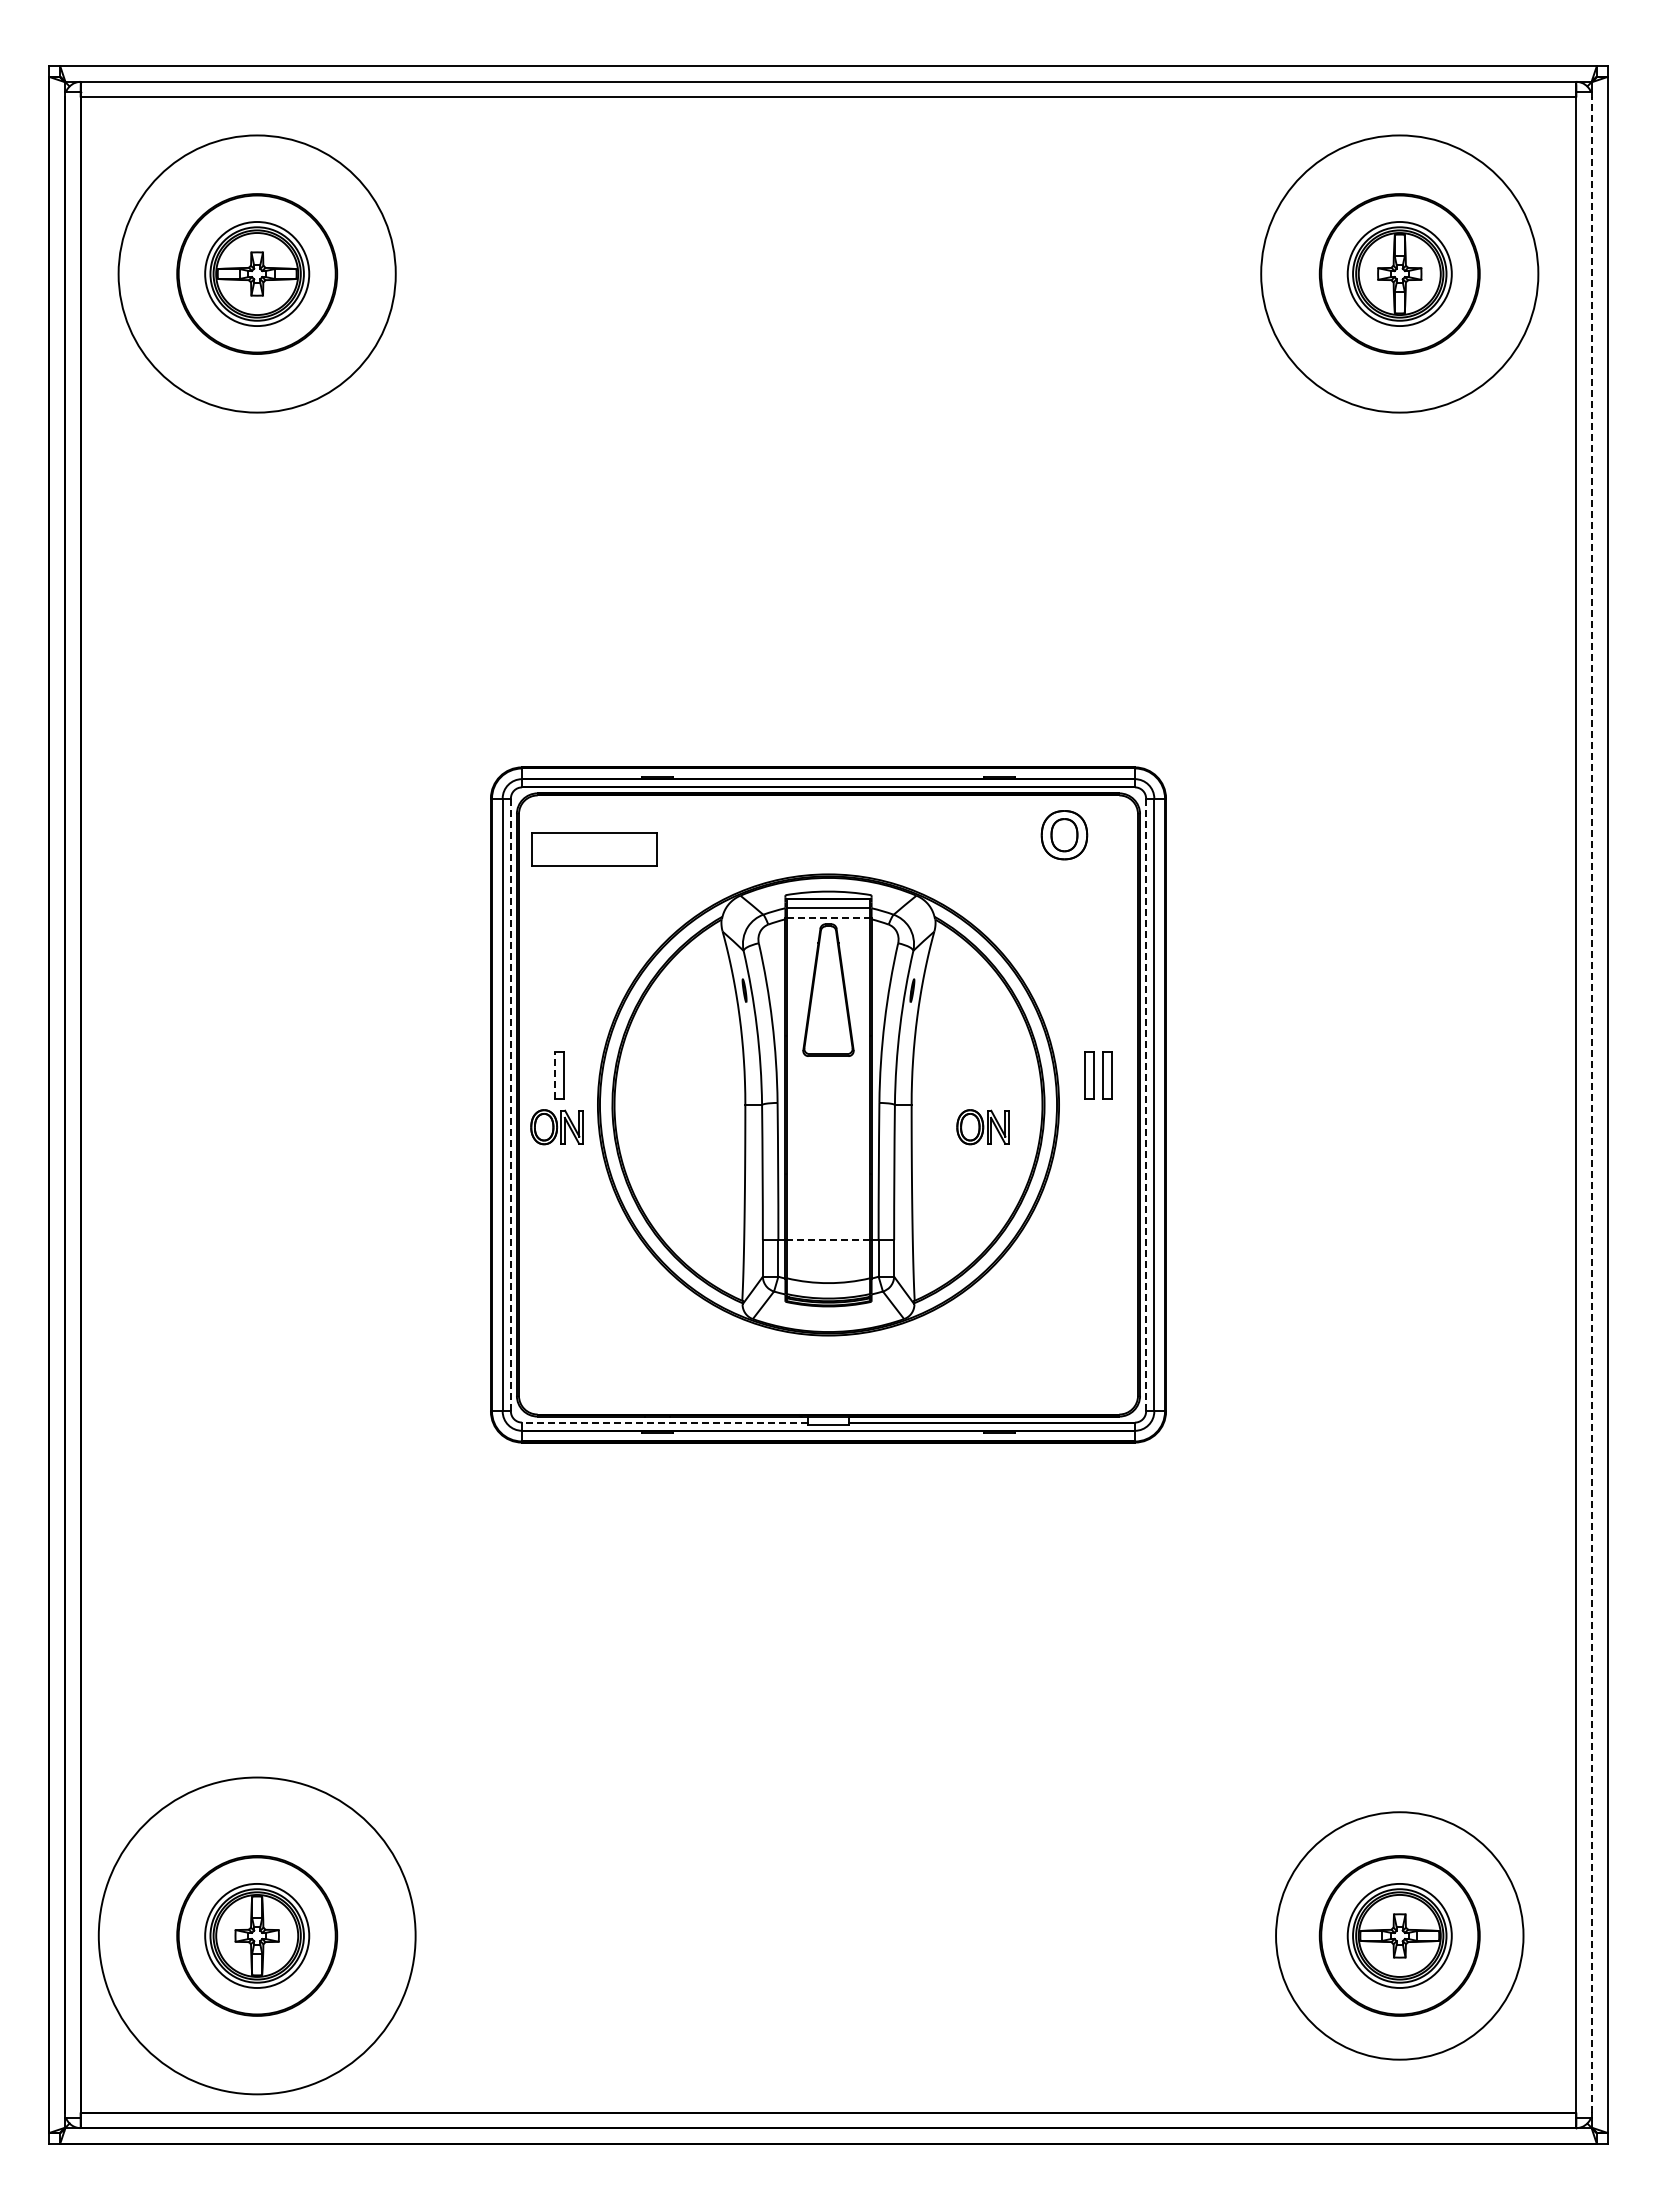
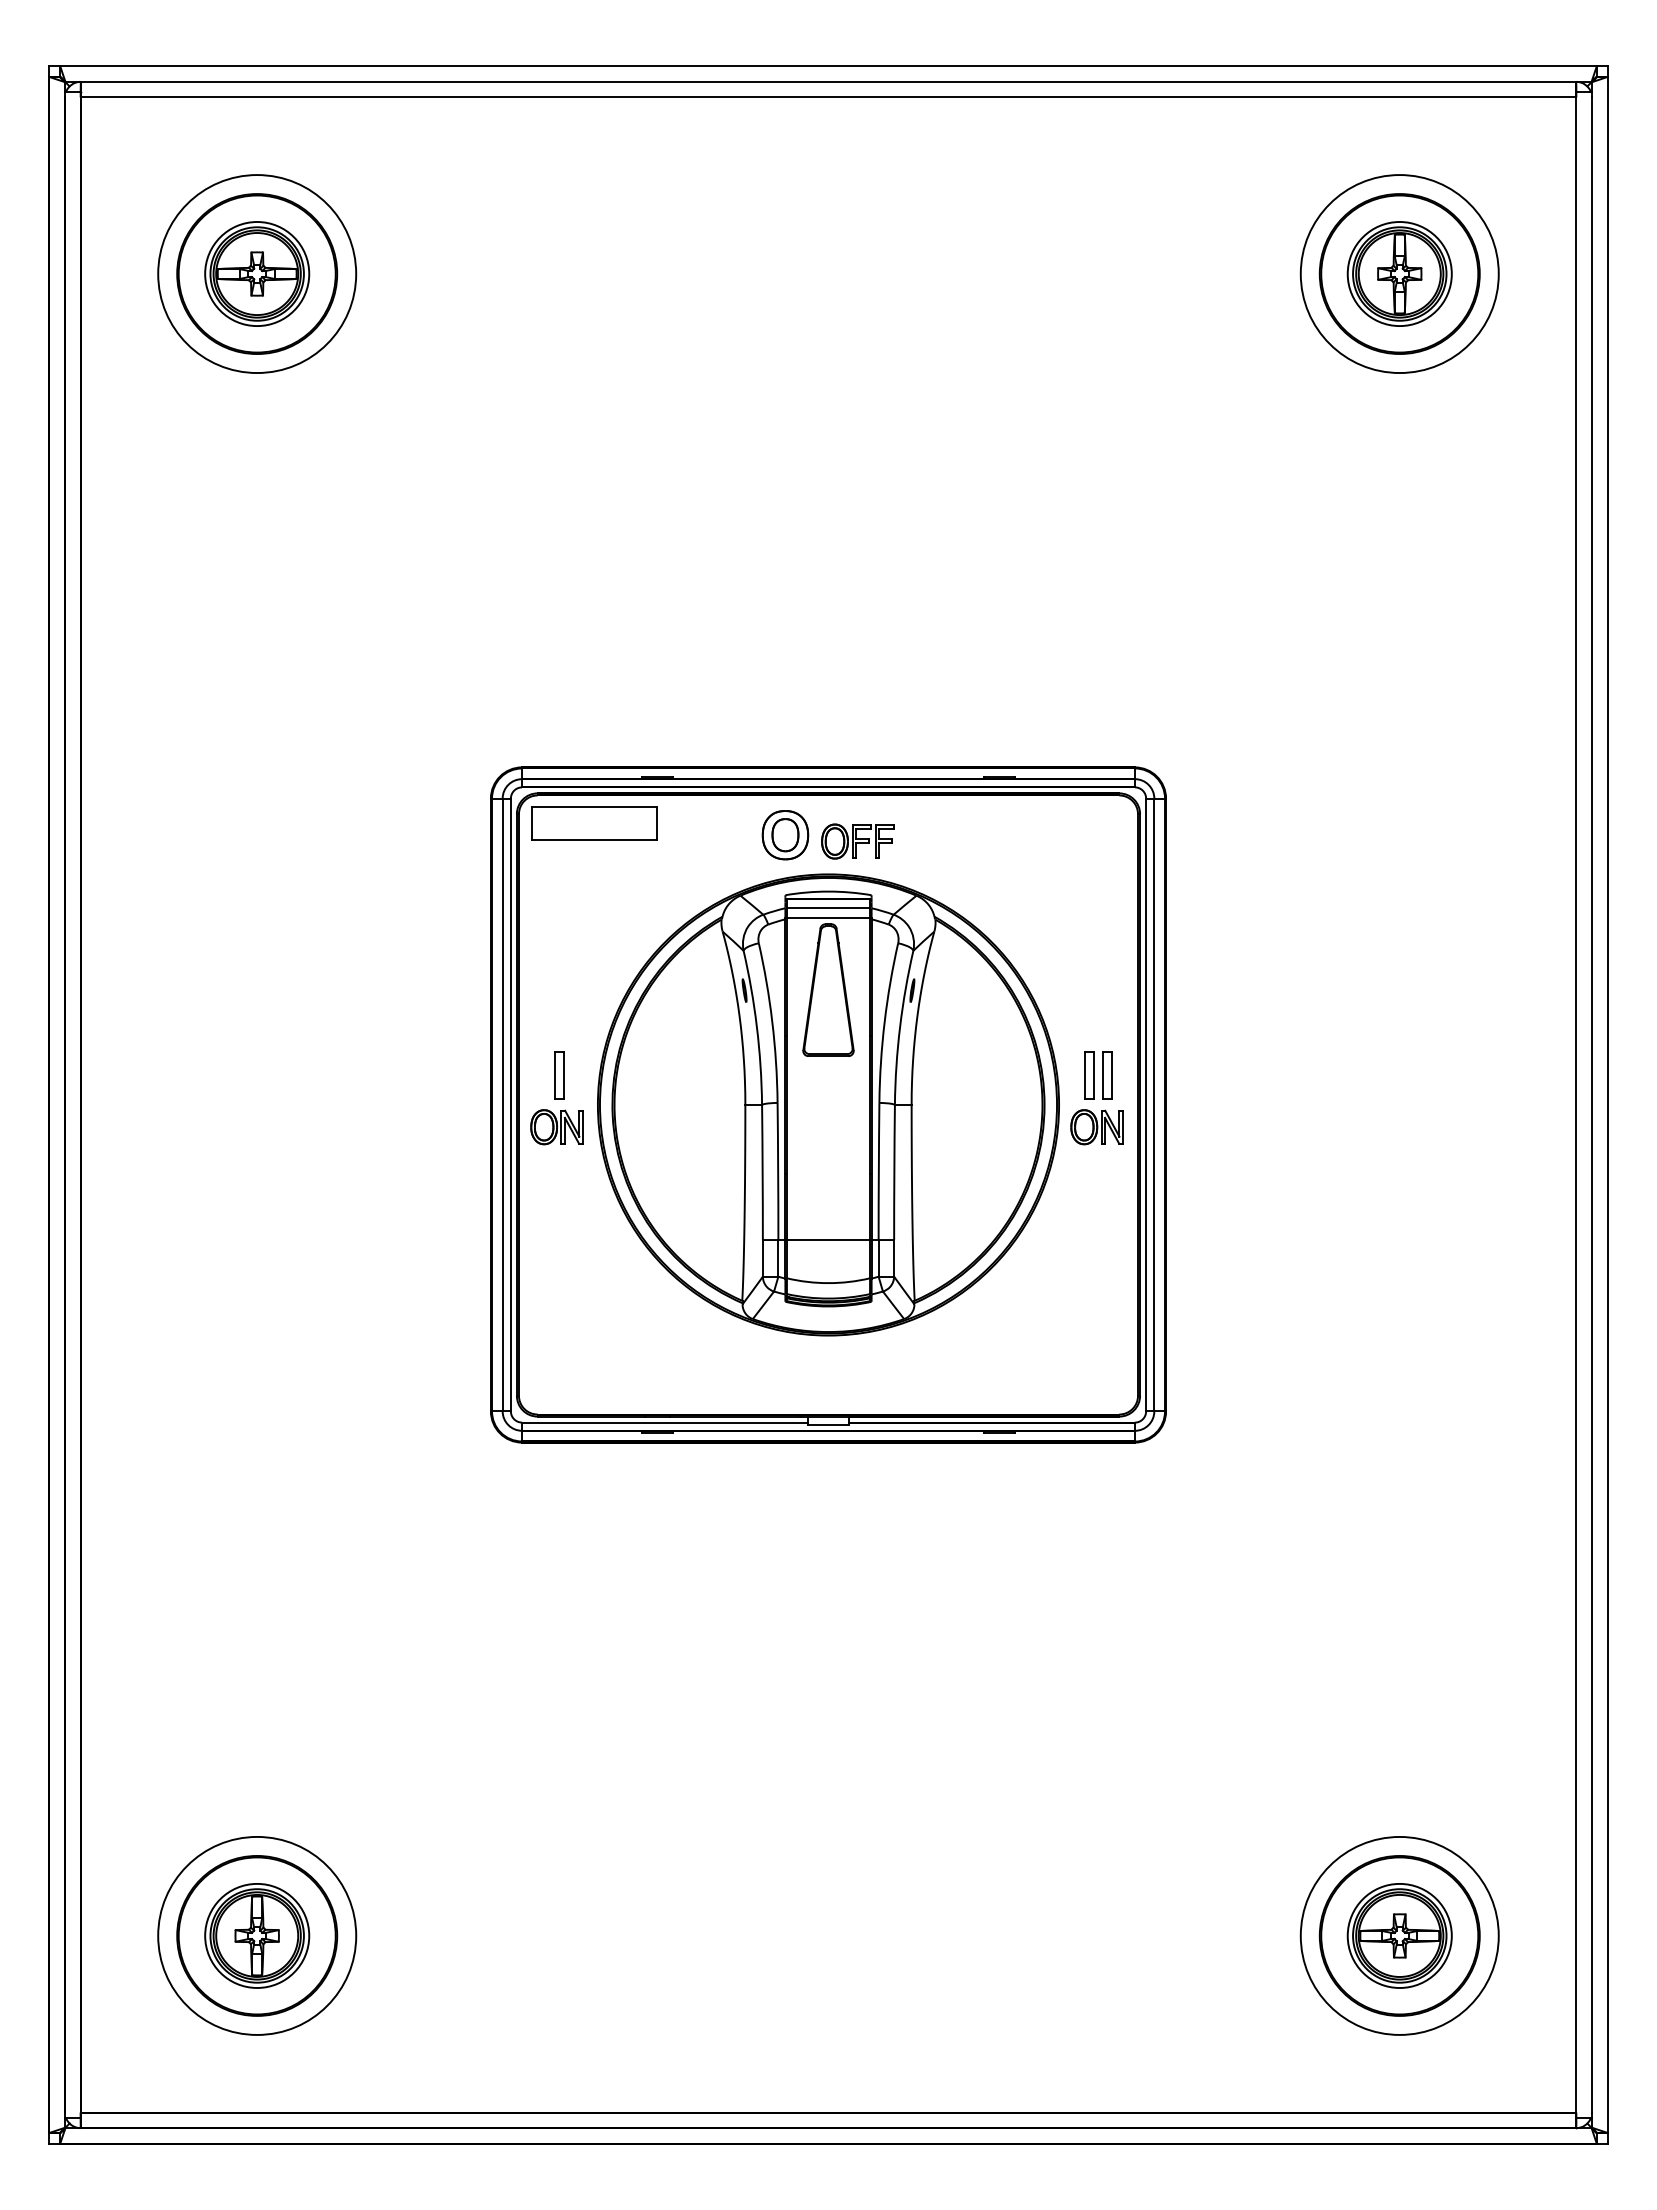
circle diameter: 277 px -> 198 px (257, 274)
circle diameter: 277 px -> 198 px (1399, 274)
part position: (1064, 835) -> (785, 835) (785, 835)
part: none -> present (857, 841)
part position: (594, 849) -> (594, 823) (594, 823)
line: dashed -> solid (828, 918)
line: dashed -> solid (554, 1074)
line: dashed -> solid (510, 1104)
line: dashed -> solid (1146, 1105)
line: dashed -> solid (1591, 1105)
part position: (982, 1127) -> (1096, 1127) (1096, 1127)
line: dashed -> solid (828, 1240)
line: dashed -> solid (664, 1422)
circle diameter: 317 px -> 198 px (257, 1935)
circle diameter: 247 px -> 198 px (1399, 1935)
